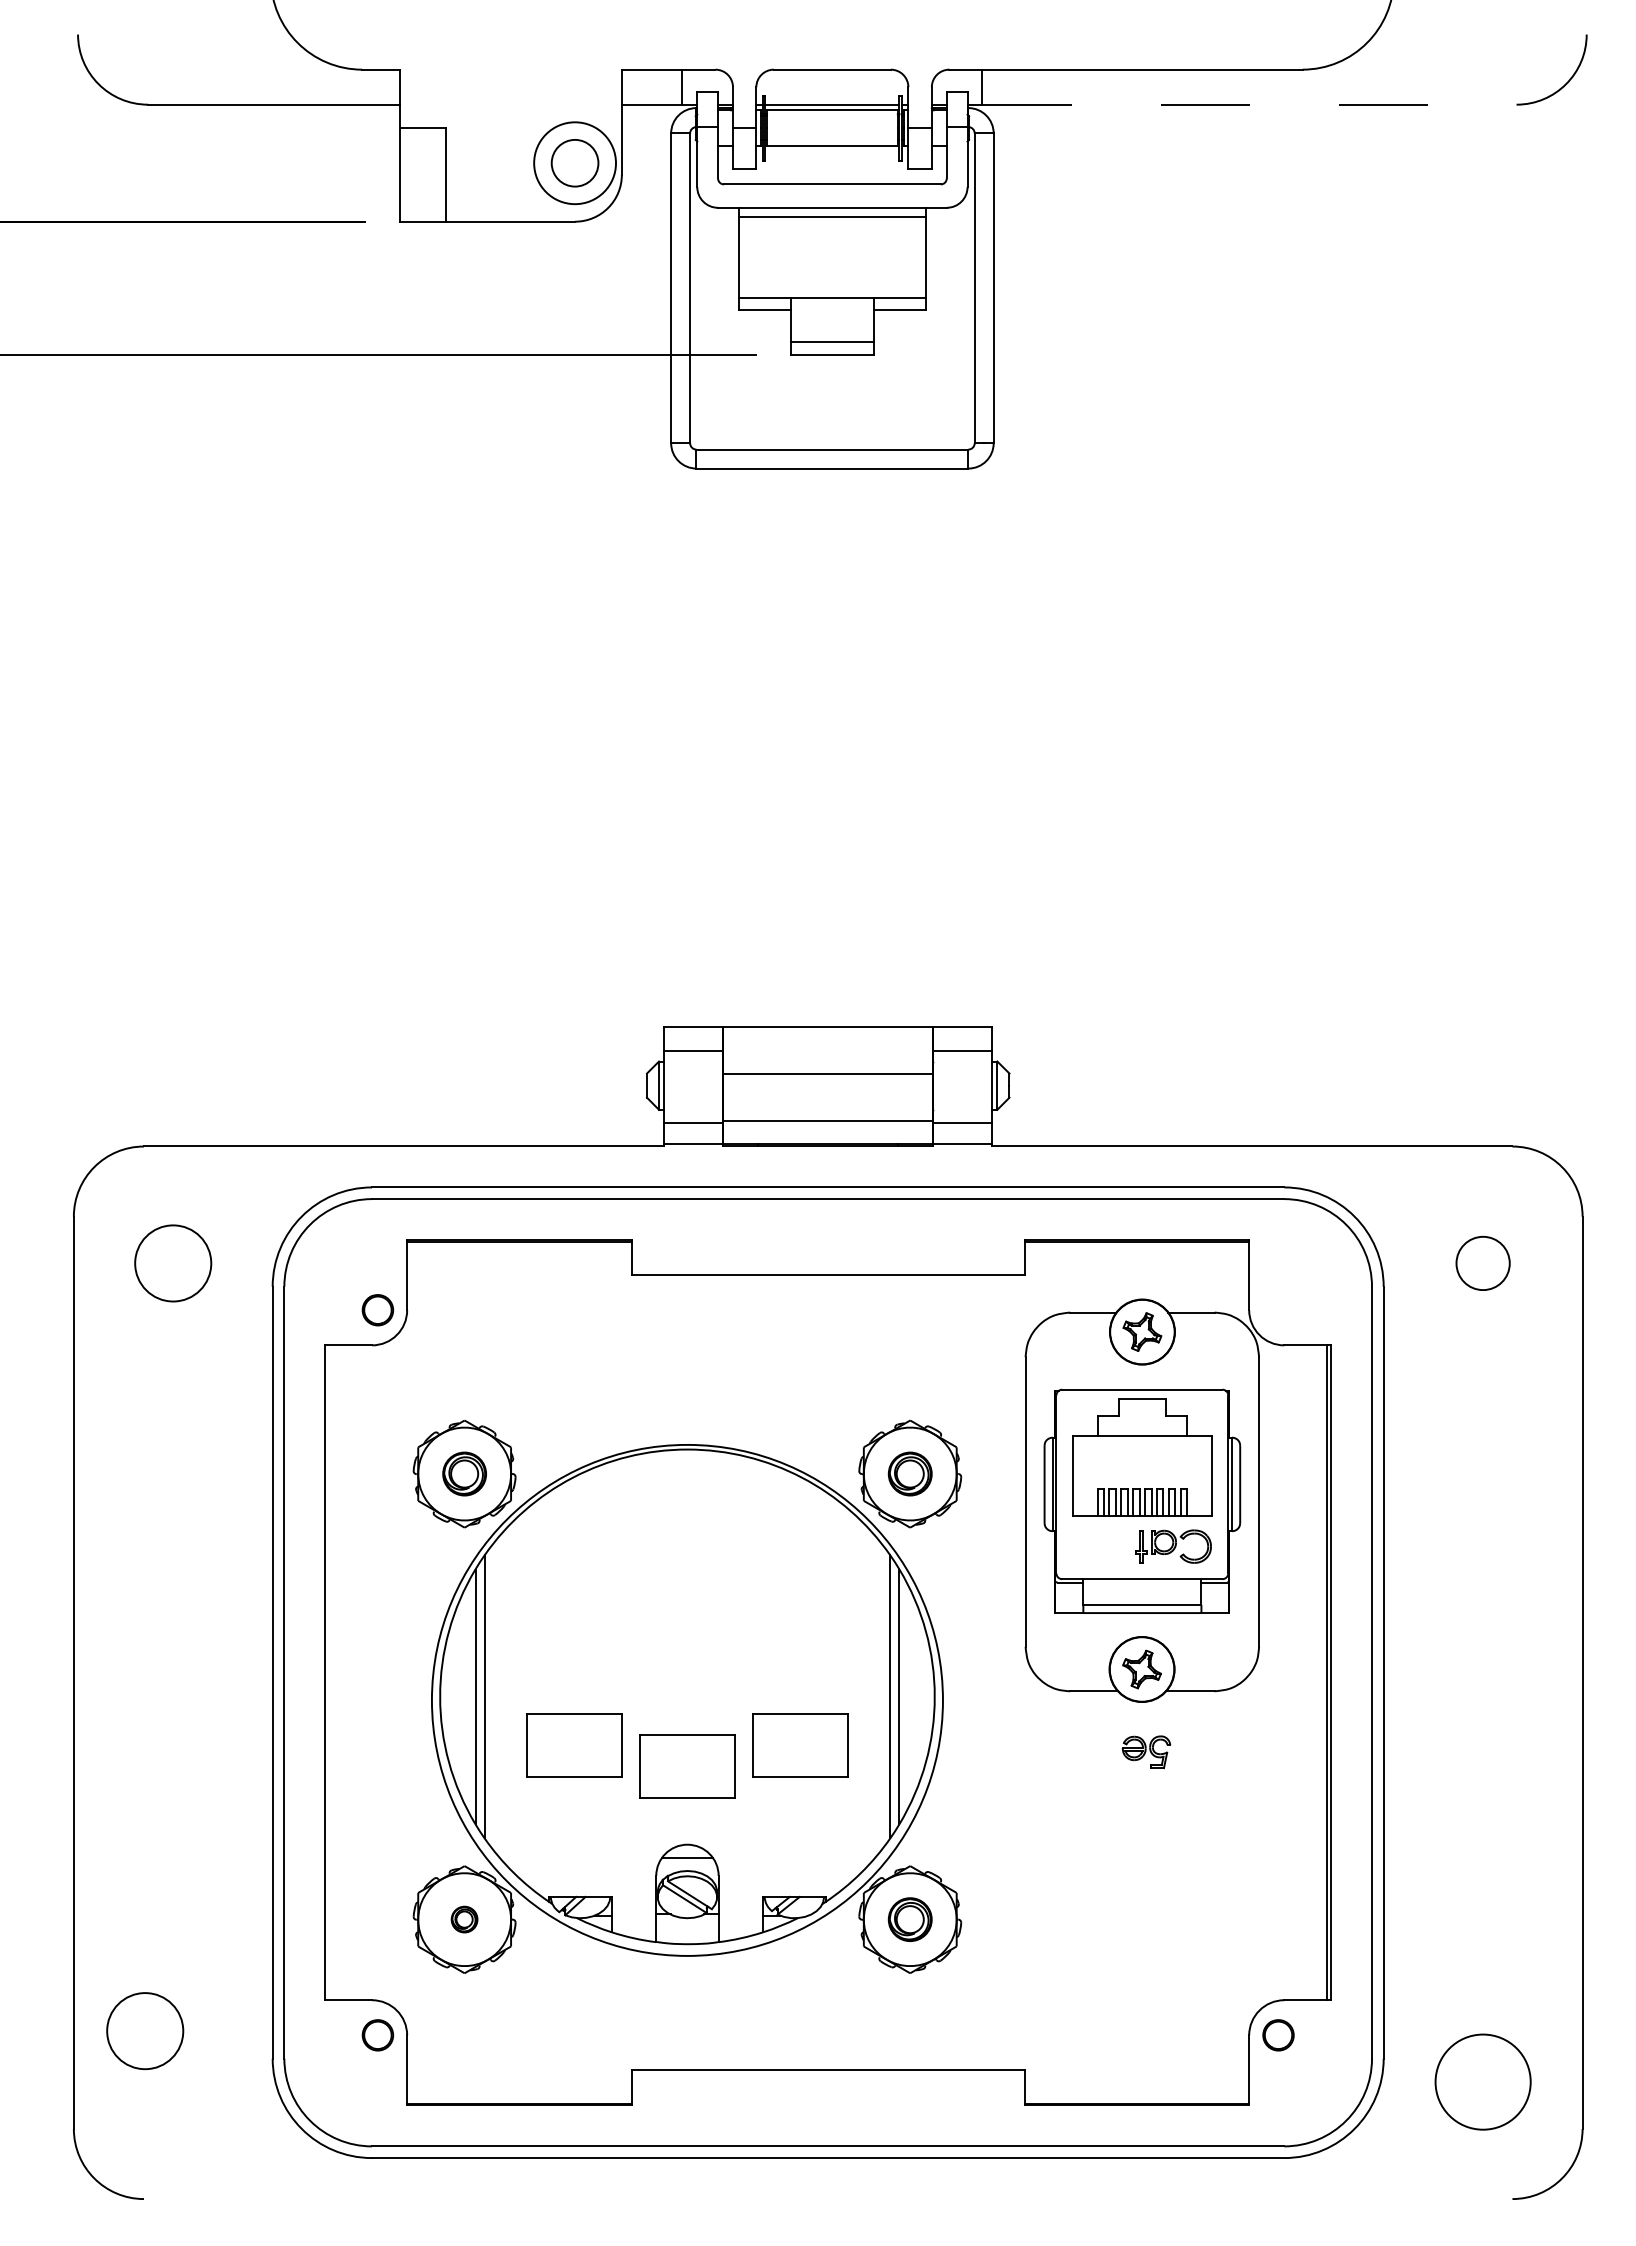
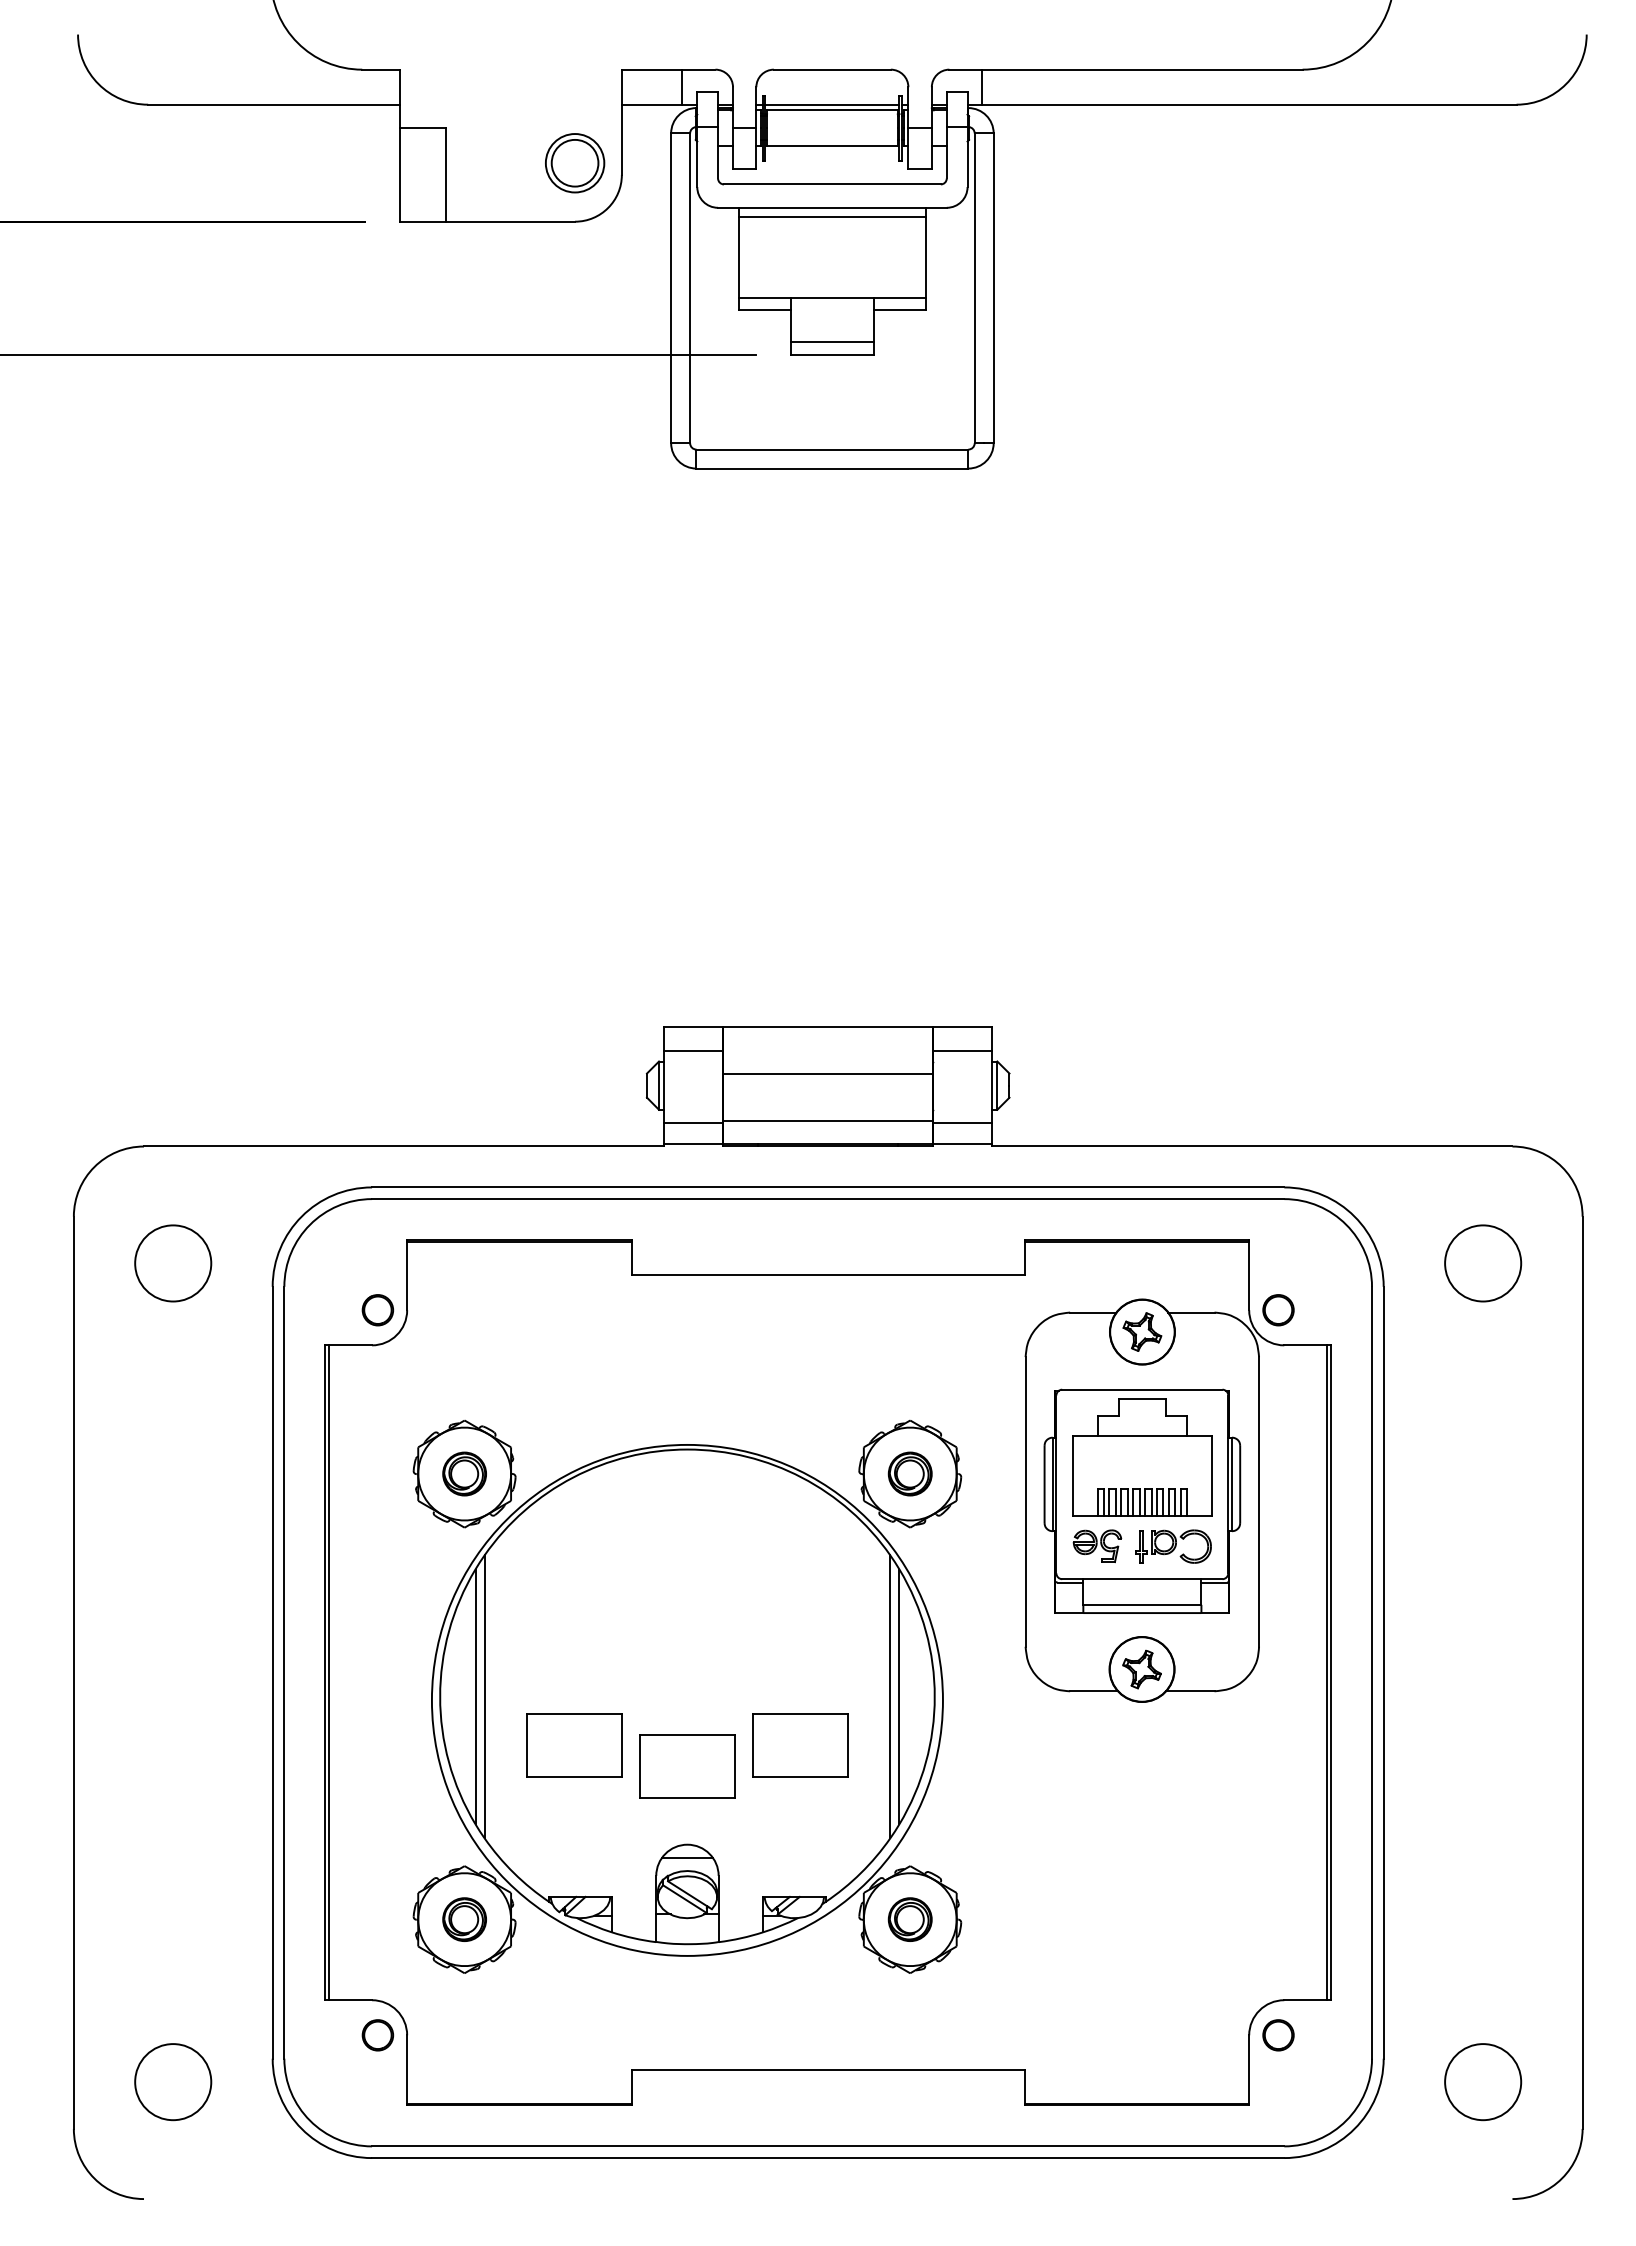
line: dashed -> solid (1250, 104)
circle diameter: 82 px -> 58 px (574, 163)
circle diameter: 53 px -> 76 px (1483, 1263)
part: none -> present (1278, 1310)
line: none -> present (329, 1672)
part position: (1146, 1752) -> (1097, 1546) (1097, 1546)
part size: 29x29 px -> 45x45 px (464, 1919)
circle position: (145, 2031) -> (173, 2082) (173, 2082)
circle diameter: 95 px -> 76 px (1483, 2082)
